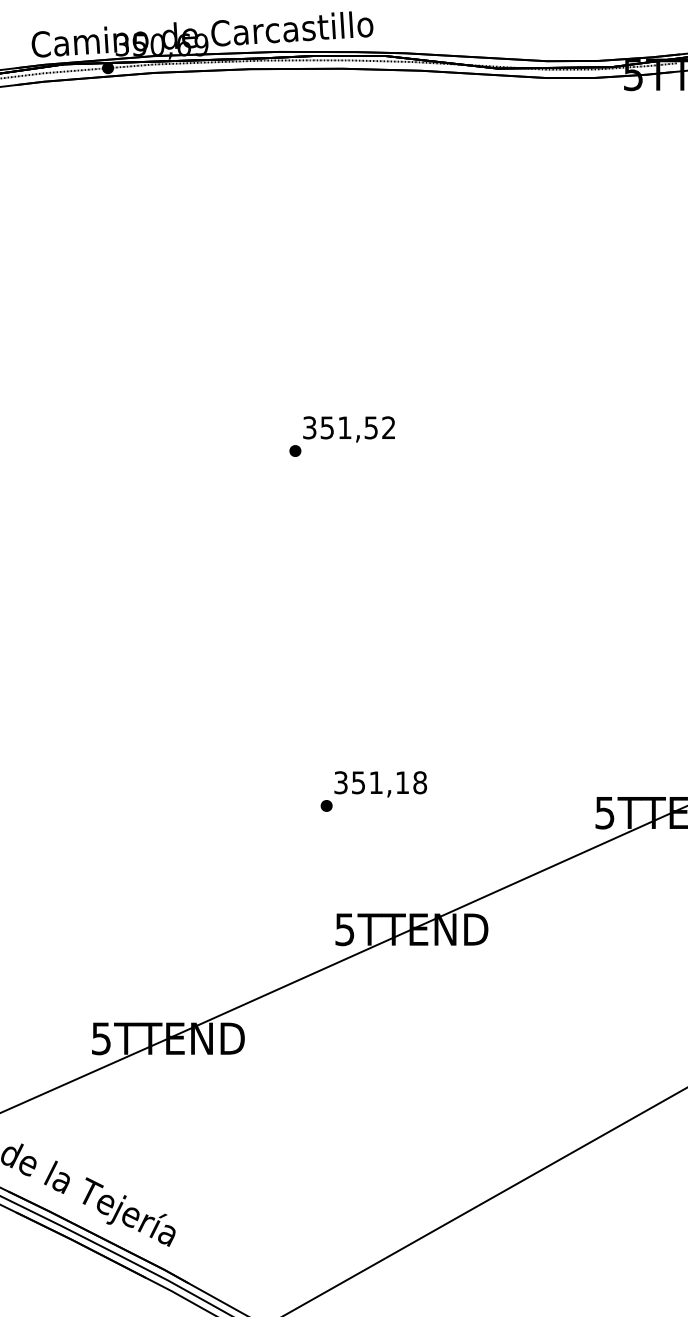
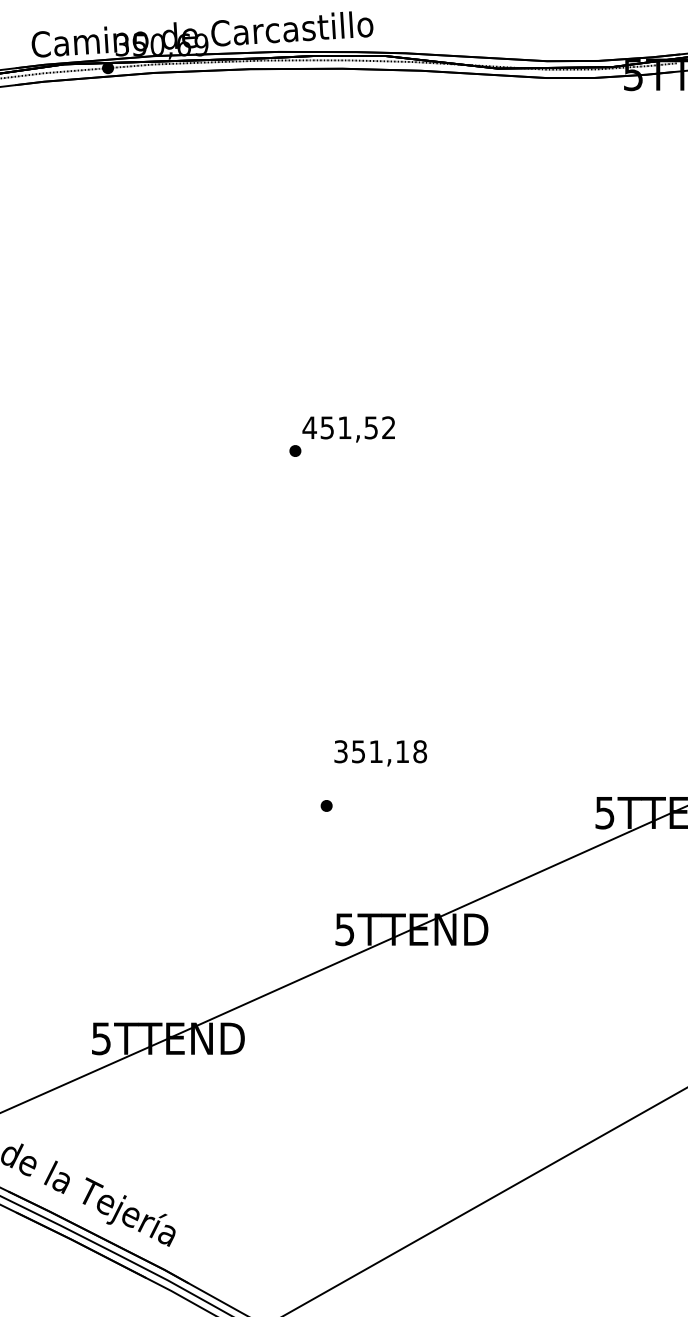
text: 351,52 -> 451,52 (309, 427)
text position: (380, 784) -> (380, 753) (380, 753)
